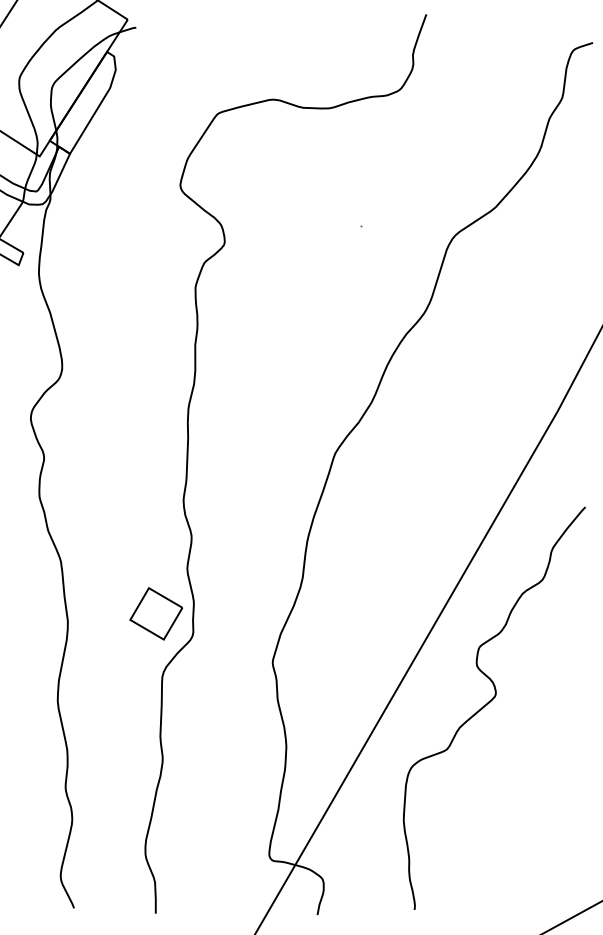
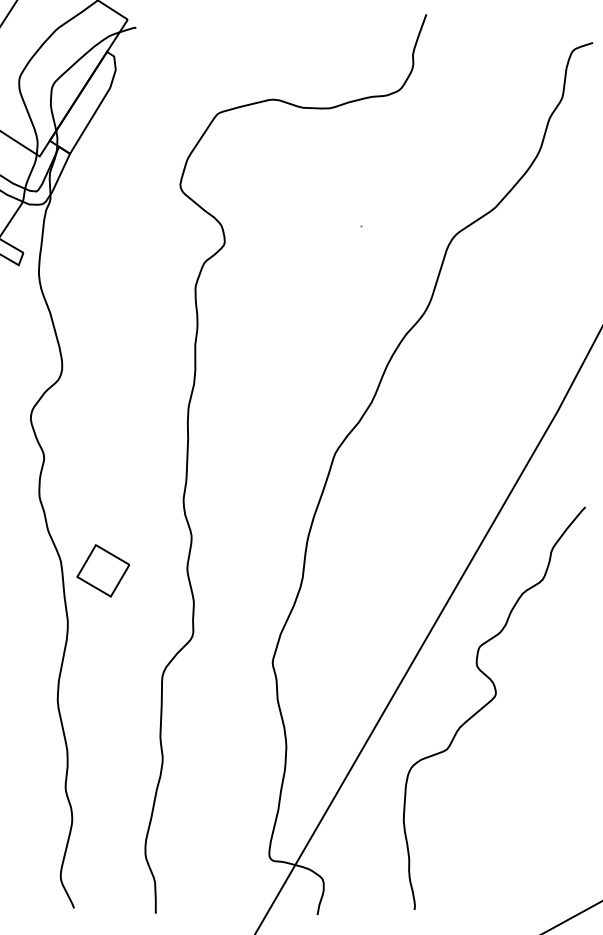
part position: (156, 613) -> (103, 570) (103, 570)
